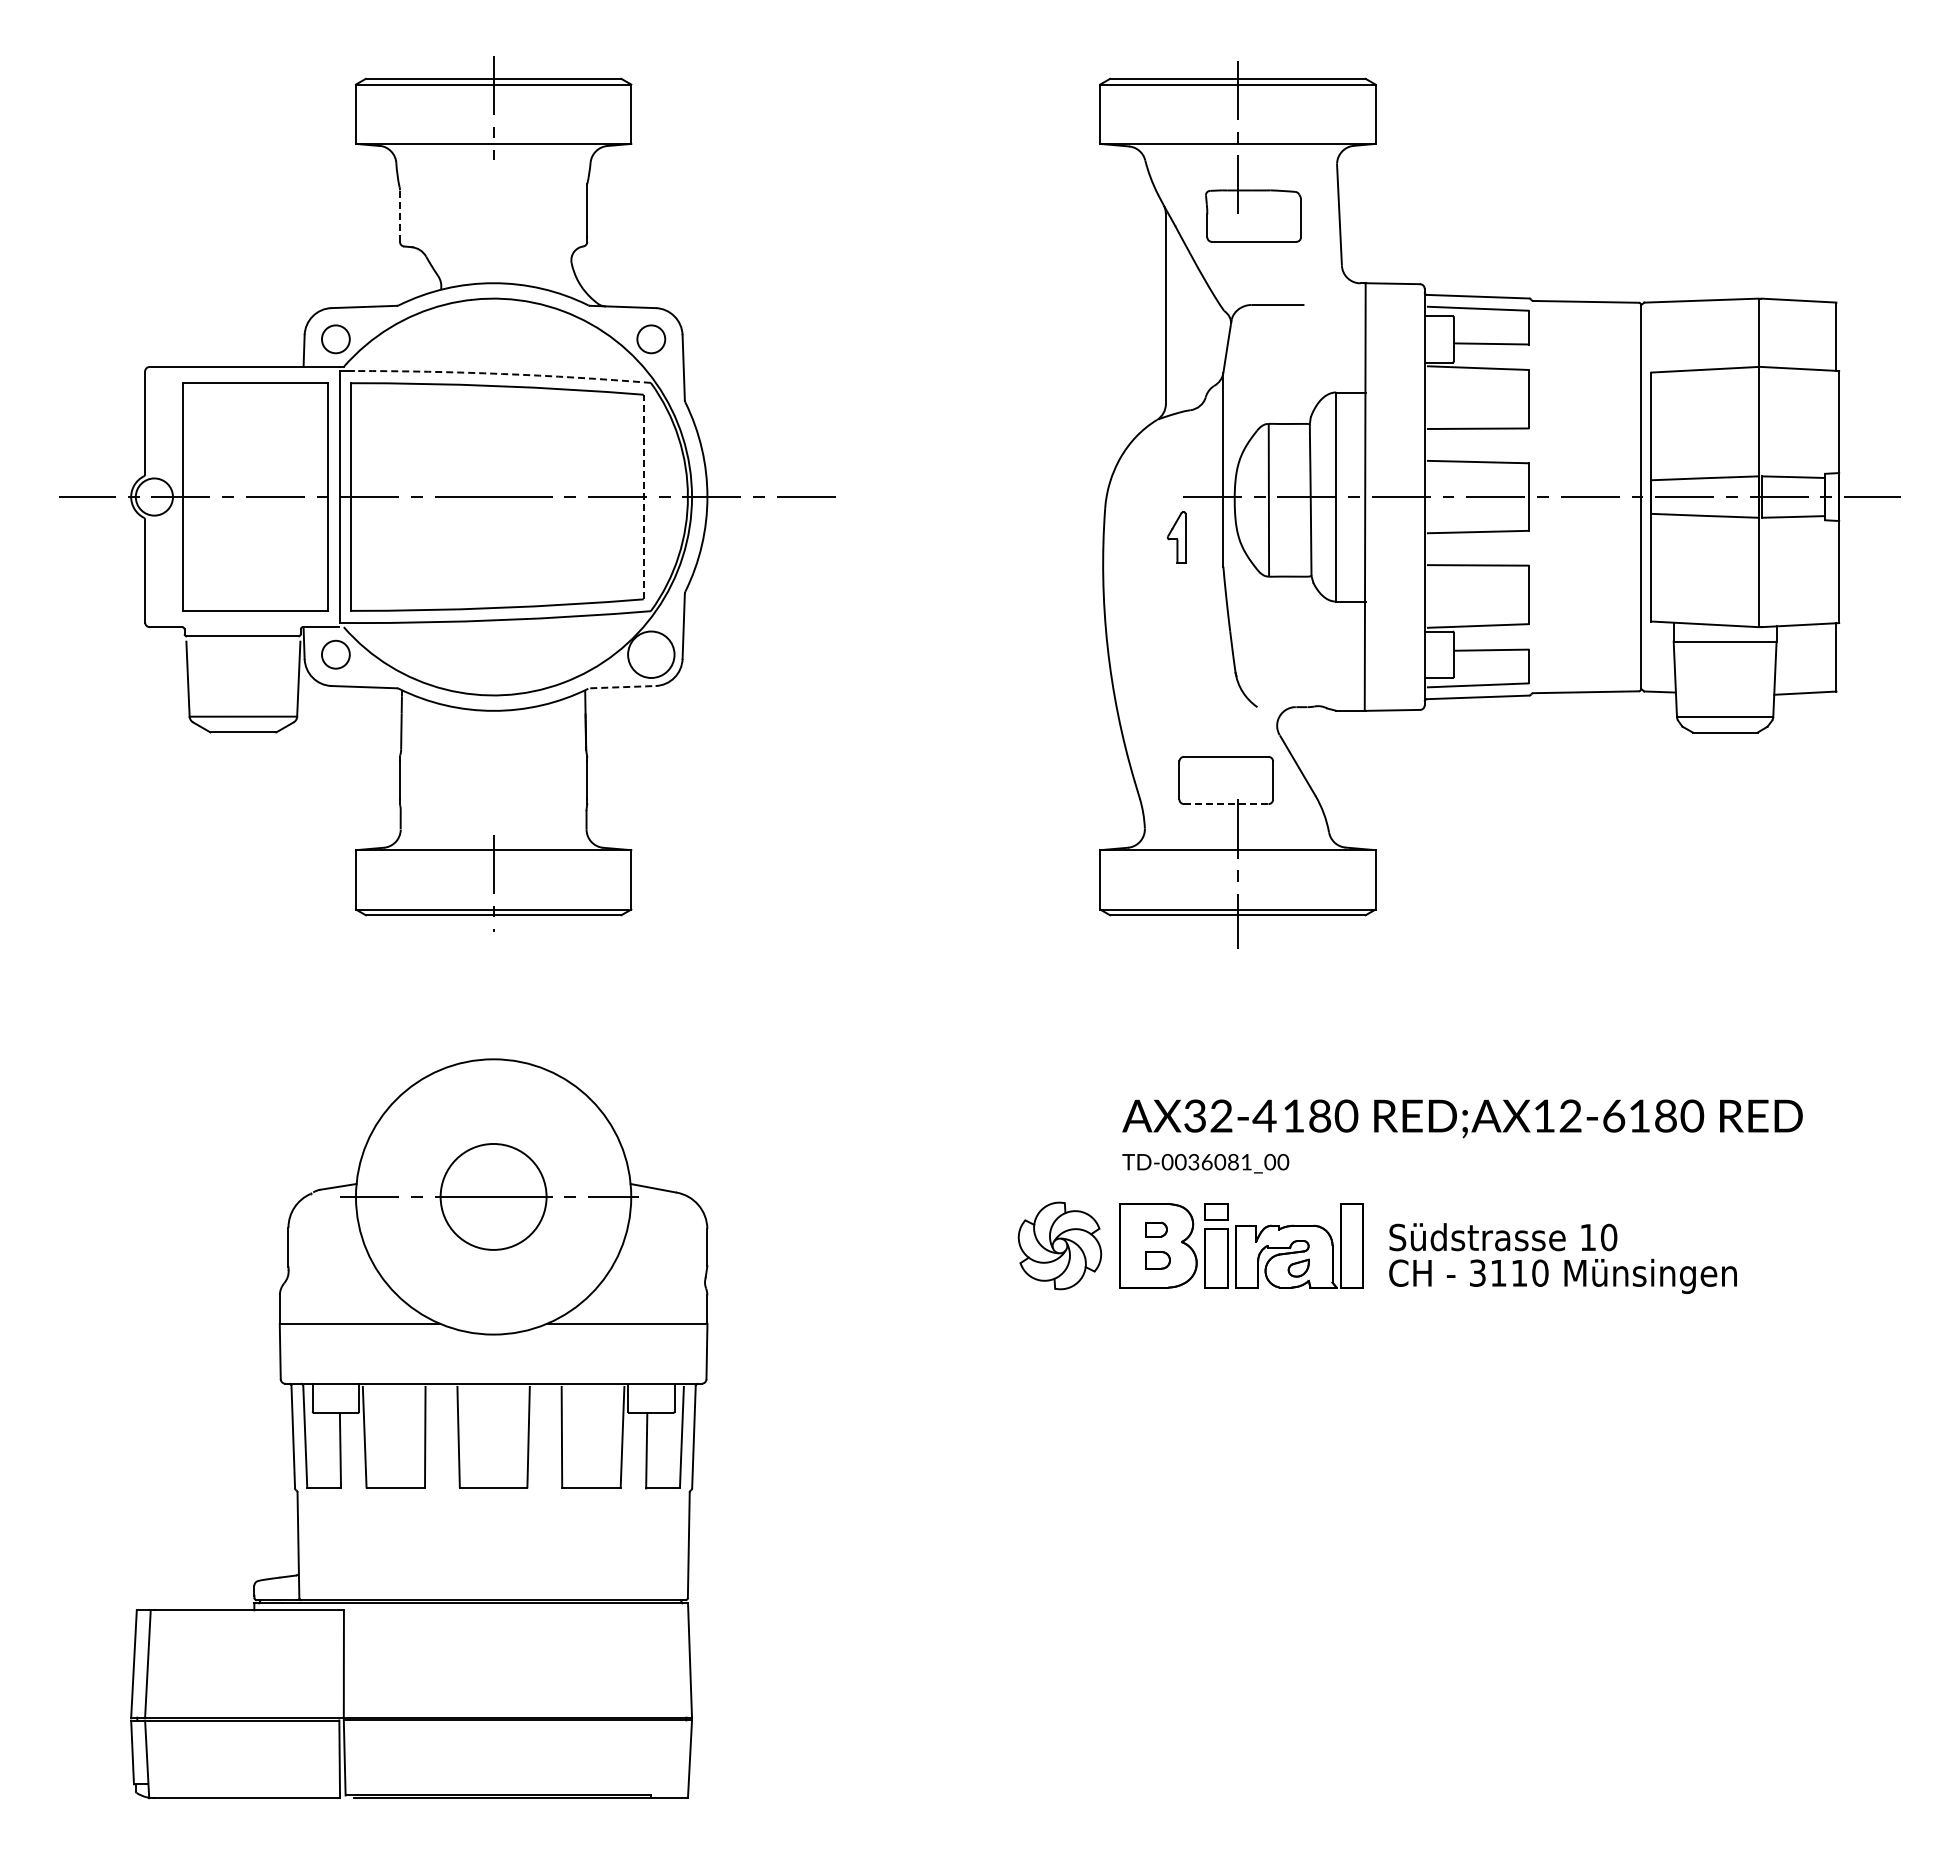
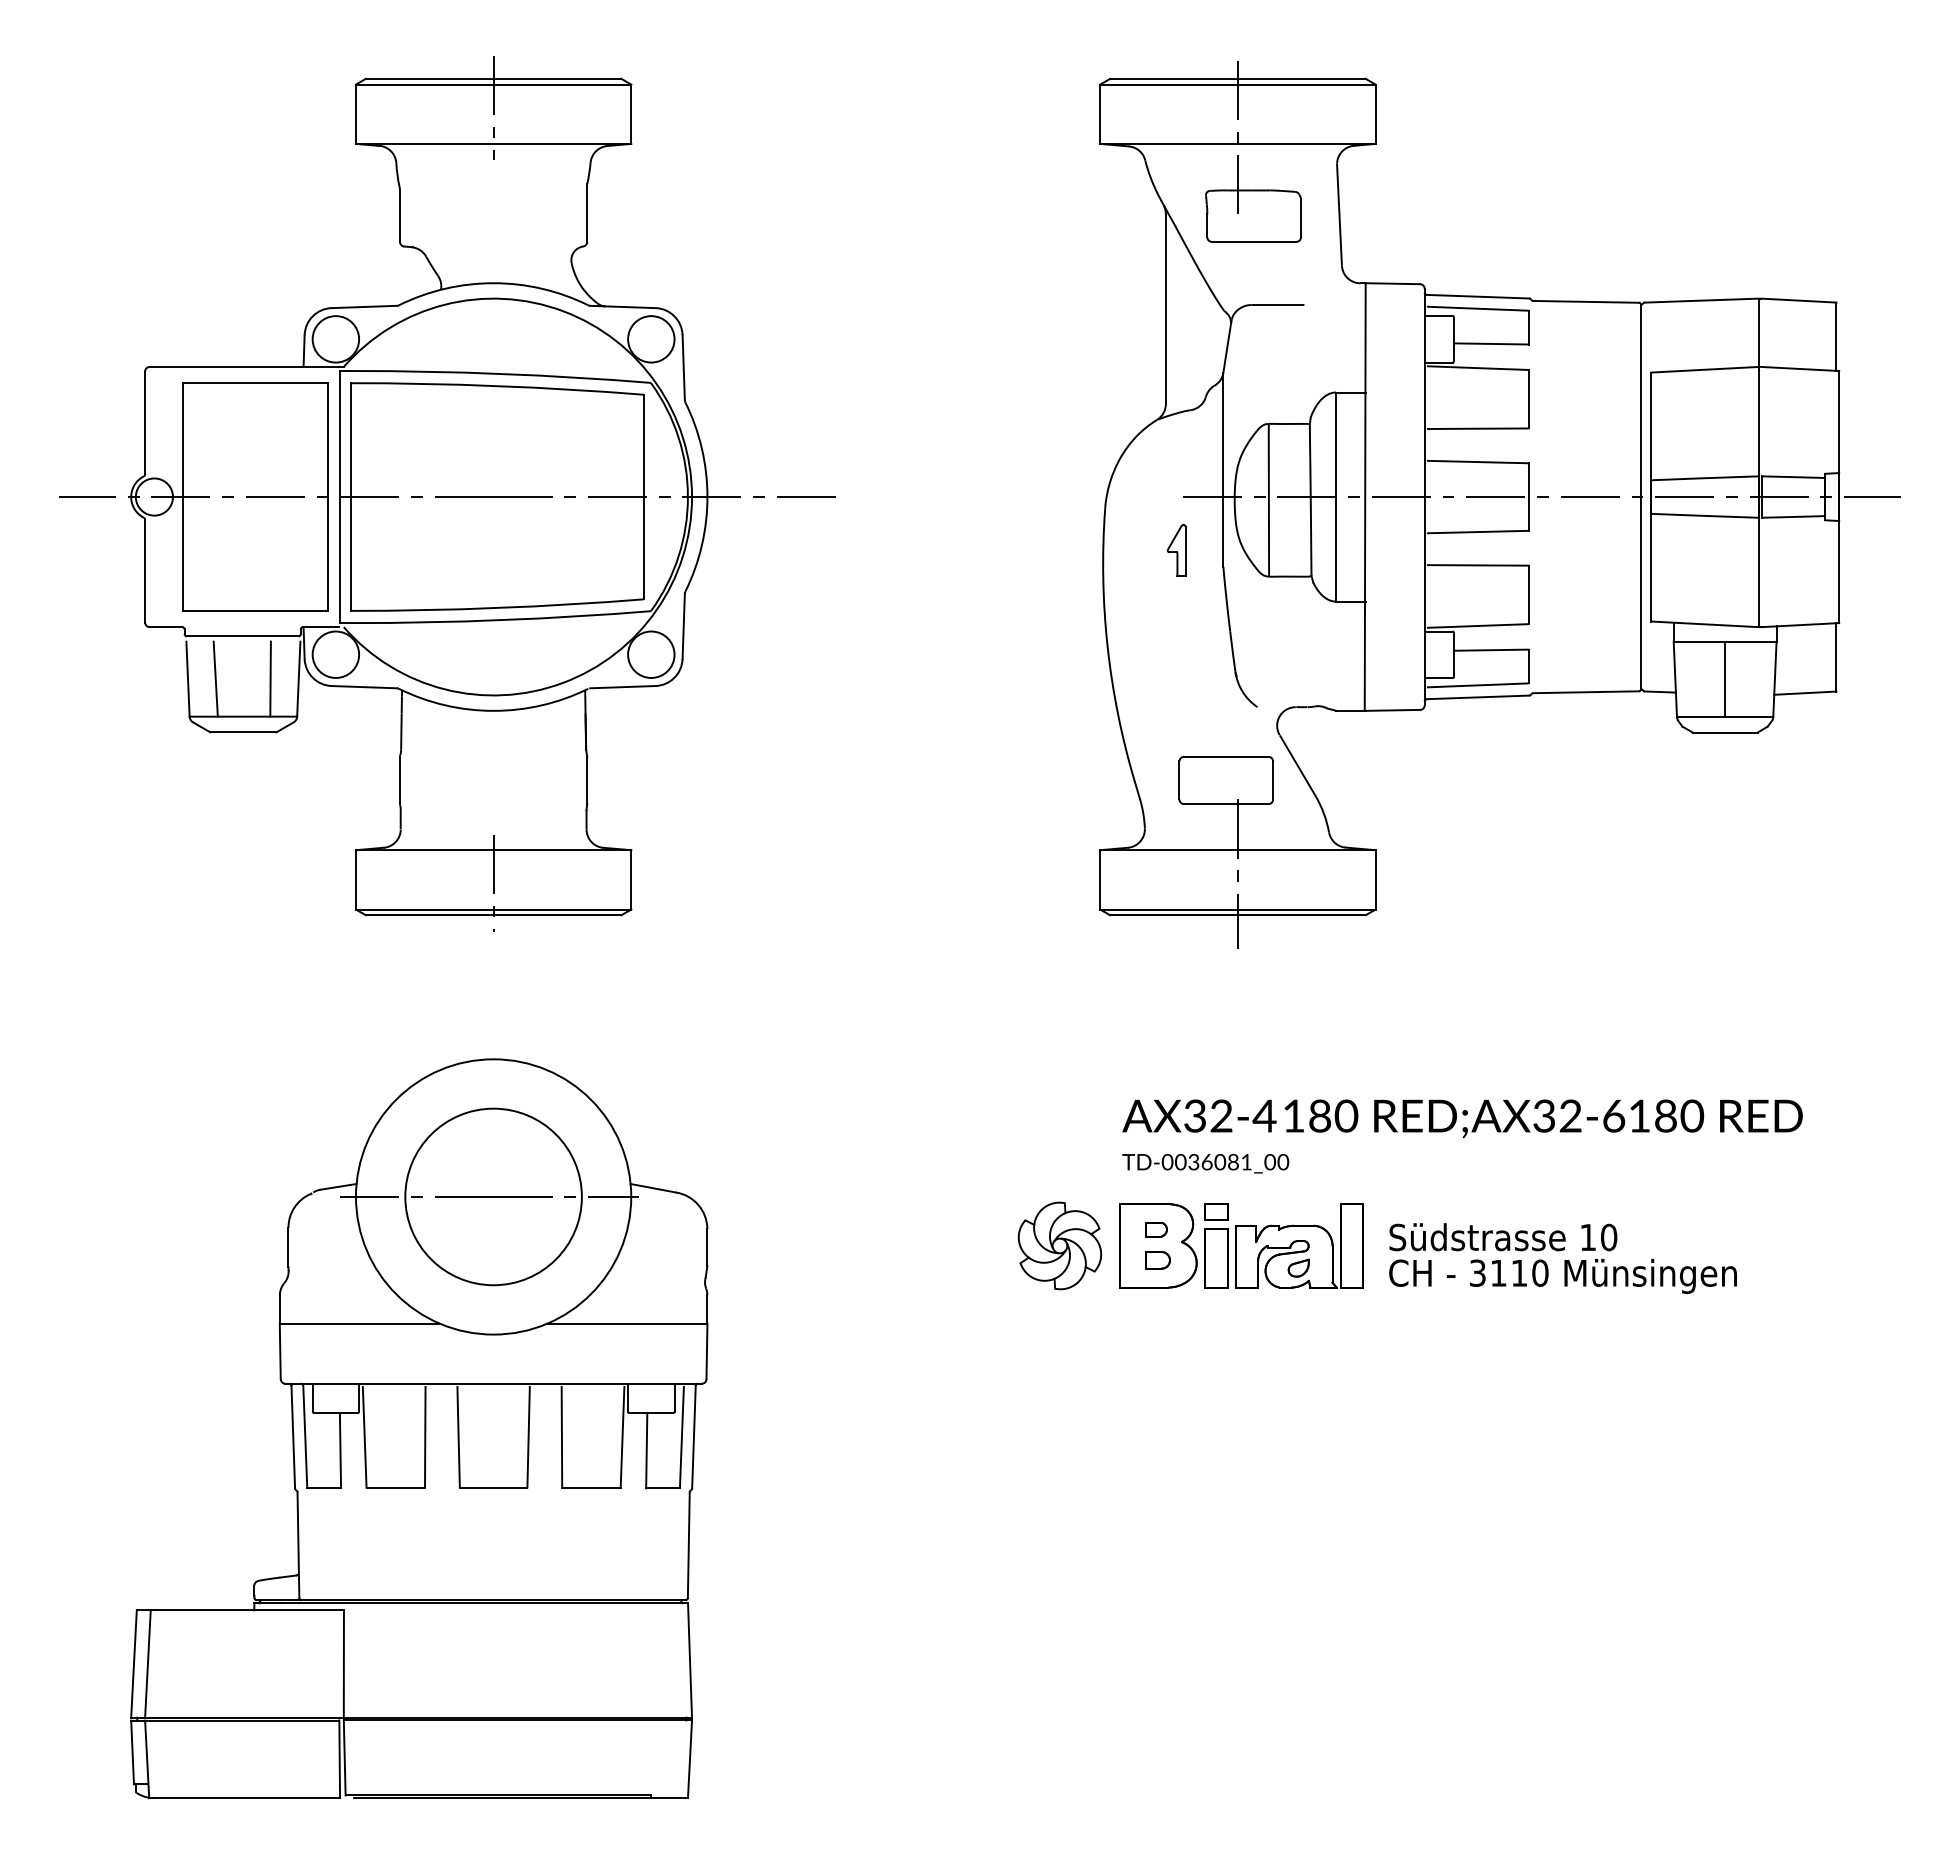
line: dashed -> solid (399, 216)
circle diameter: 28 px -> 46 px (335, 339)
circle diameter: 28 px -> 46 px (651, 339)
arc: dashed -> solid (502, 374)
line: dashed -> solid (643, 496)
part position: (1176, 537) -> (1176, 550) (1176, 550)
circle diameter: 28 px -> 46 px (335, 654)
line: none -> present (215, 678)
line: none -> present (270, 678)
line: none -> present (1725, 679)
line: dashed -> solid (622, 687)
line: dashed -> solid (1226, 804)
text: RED;AX12-6 -> RED;AX32-6 (1543, 1115)
circle diameter: 106 px -> 177 px (493, 1196)
